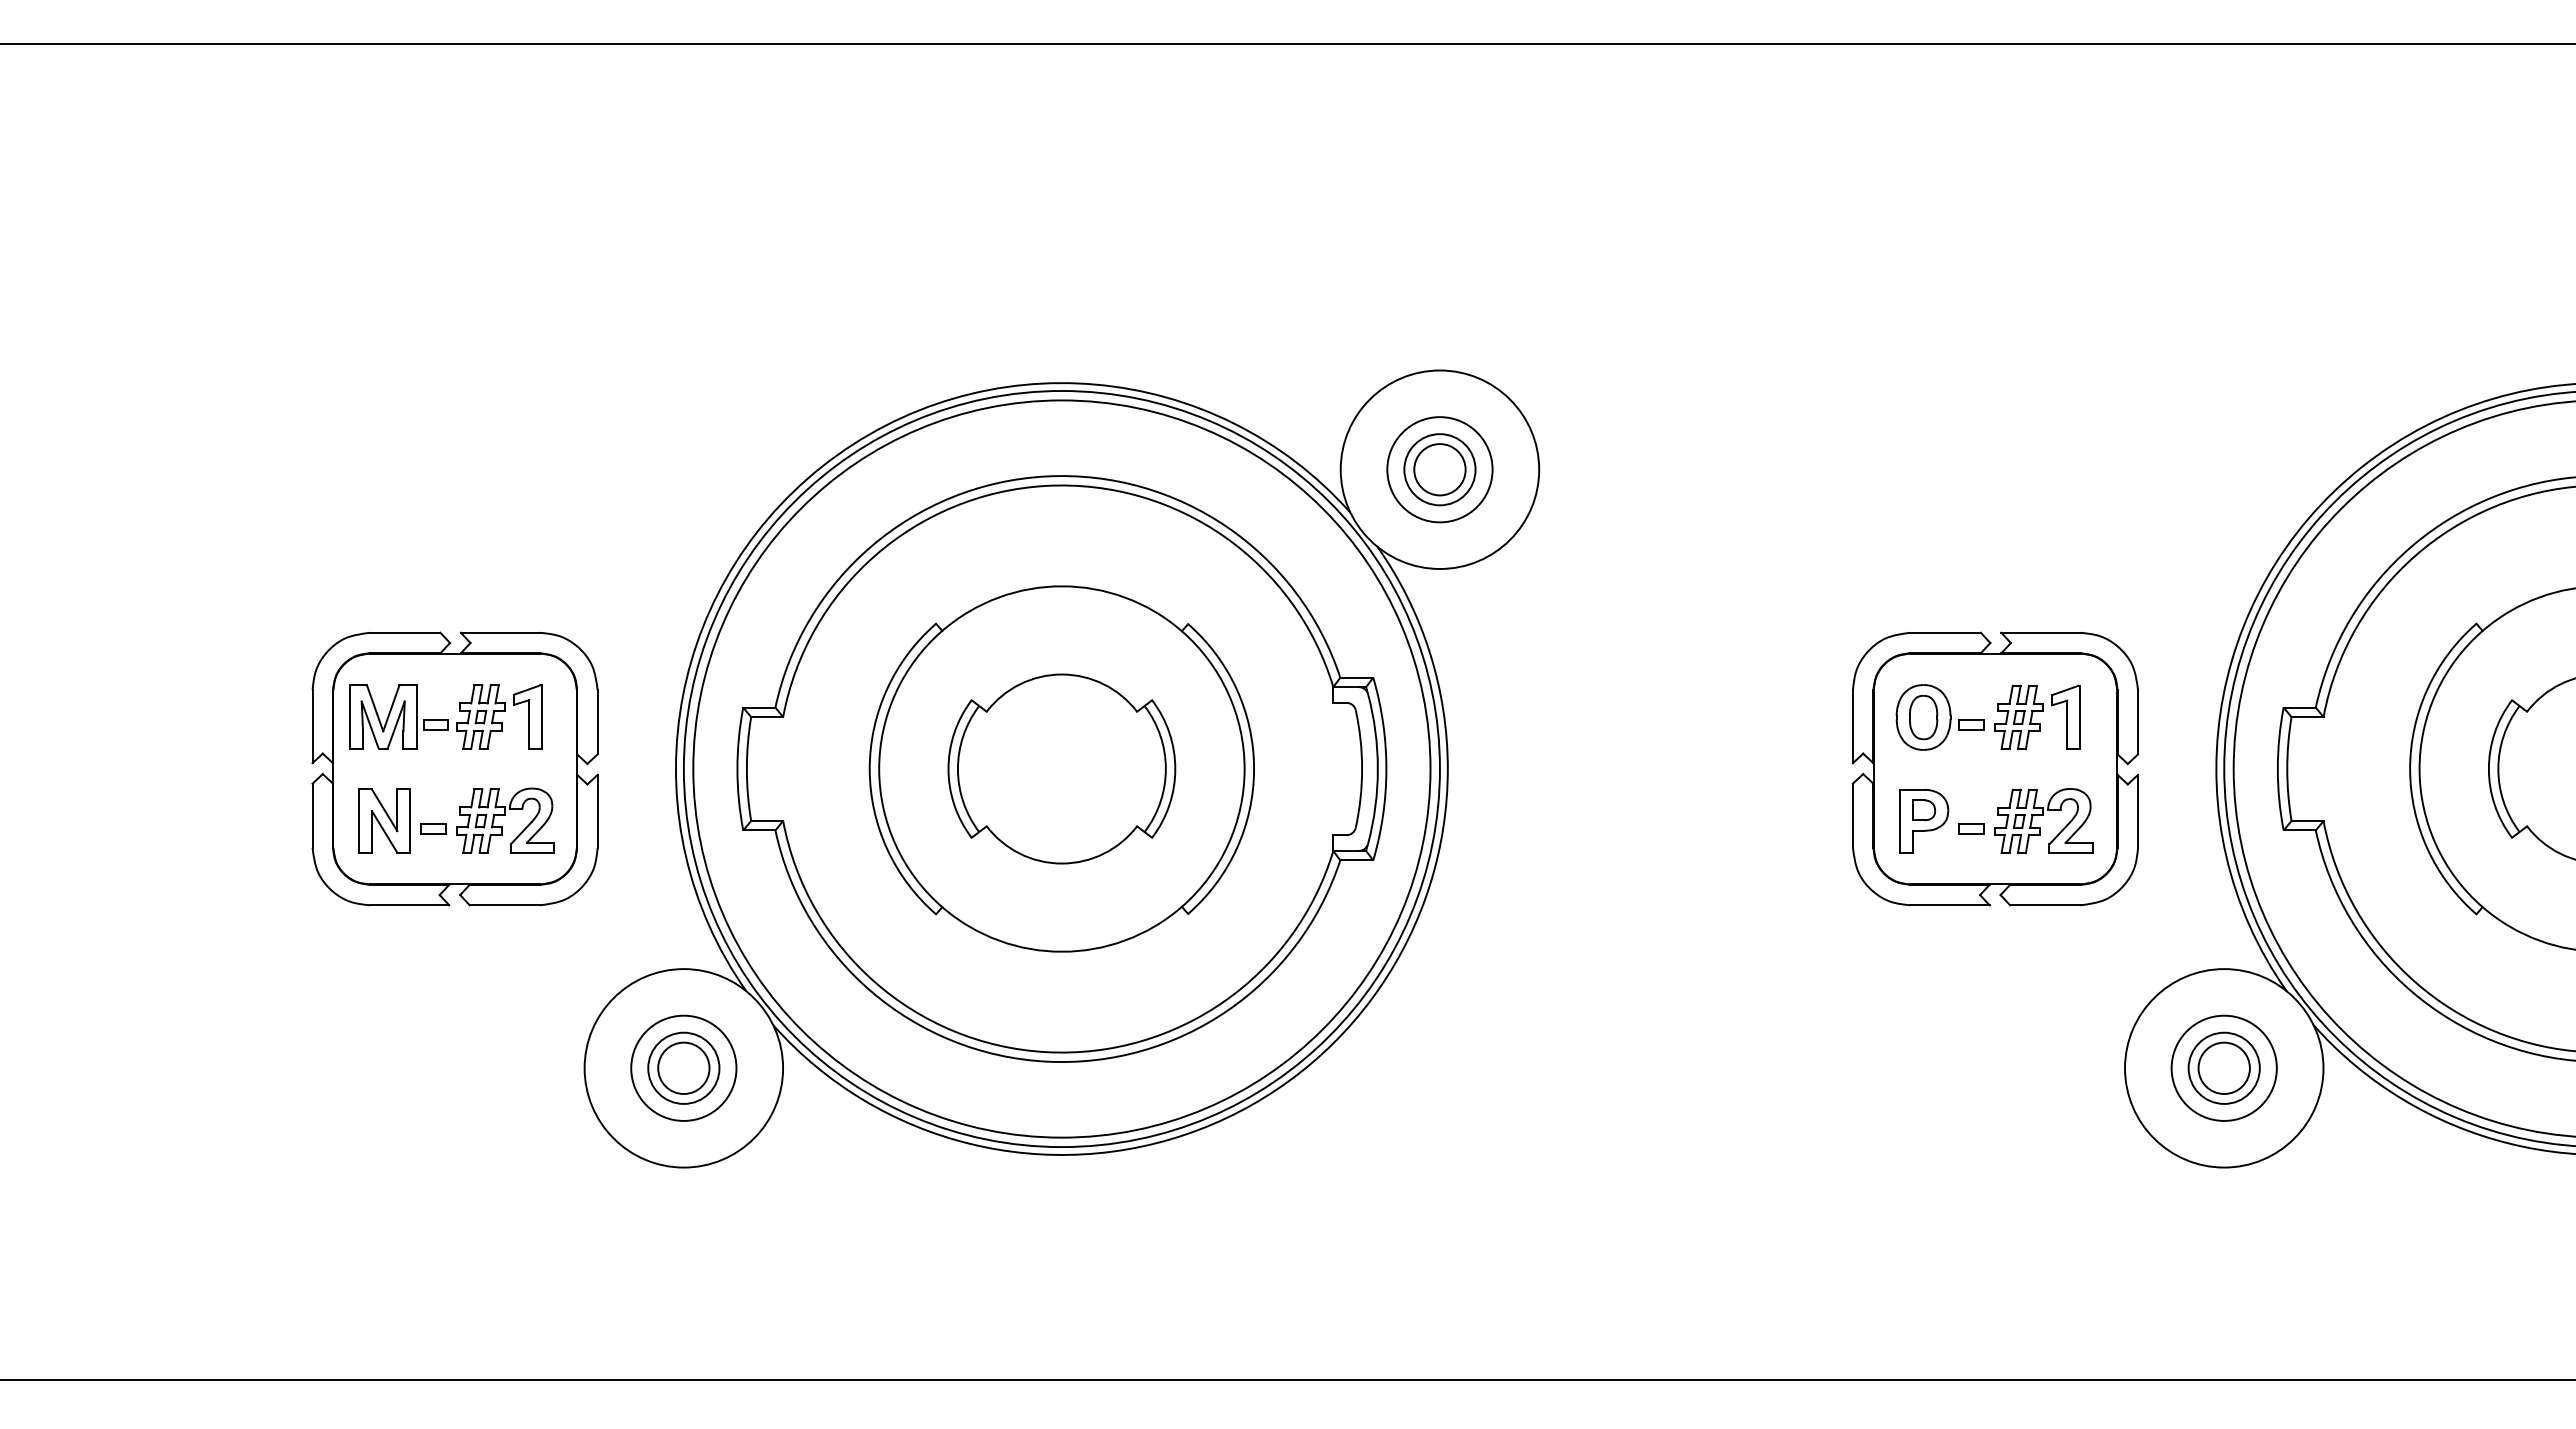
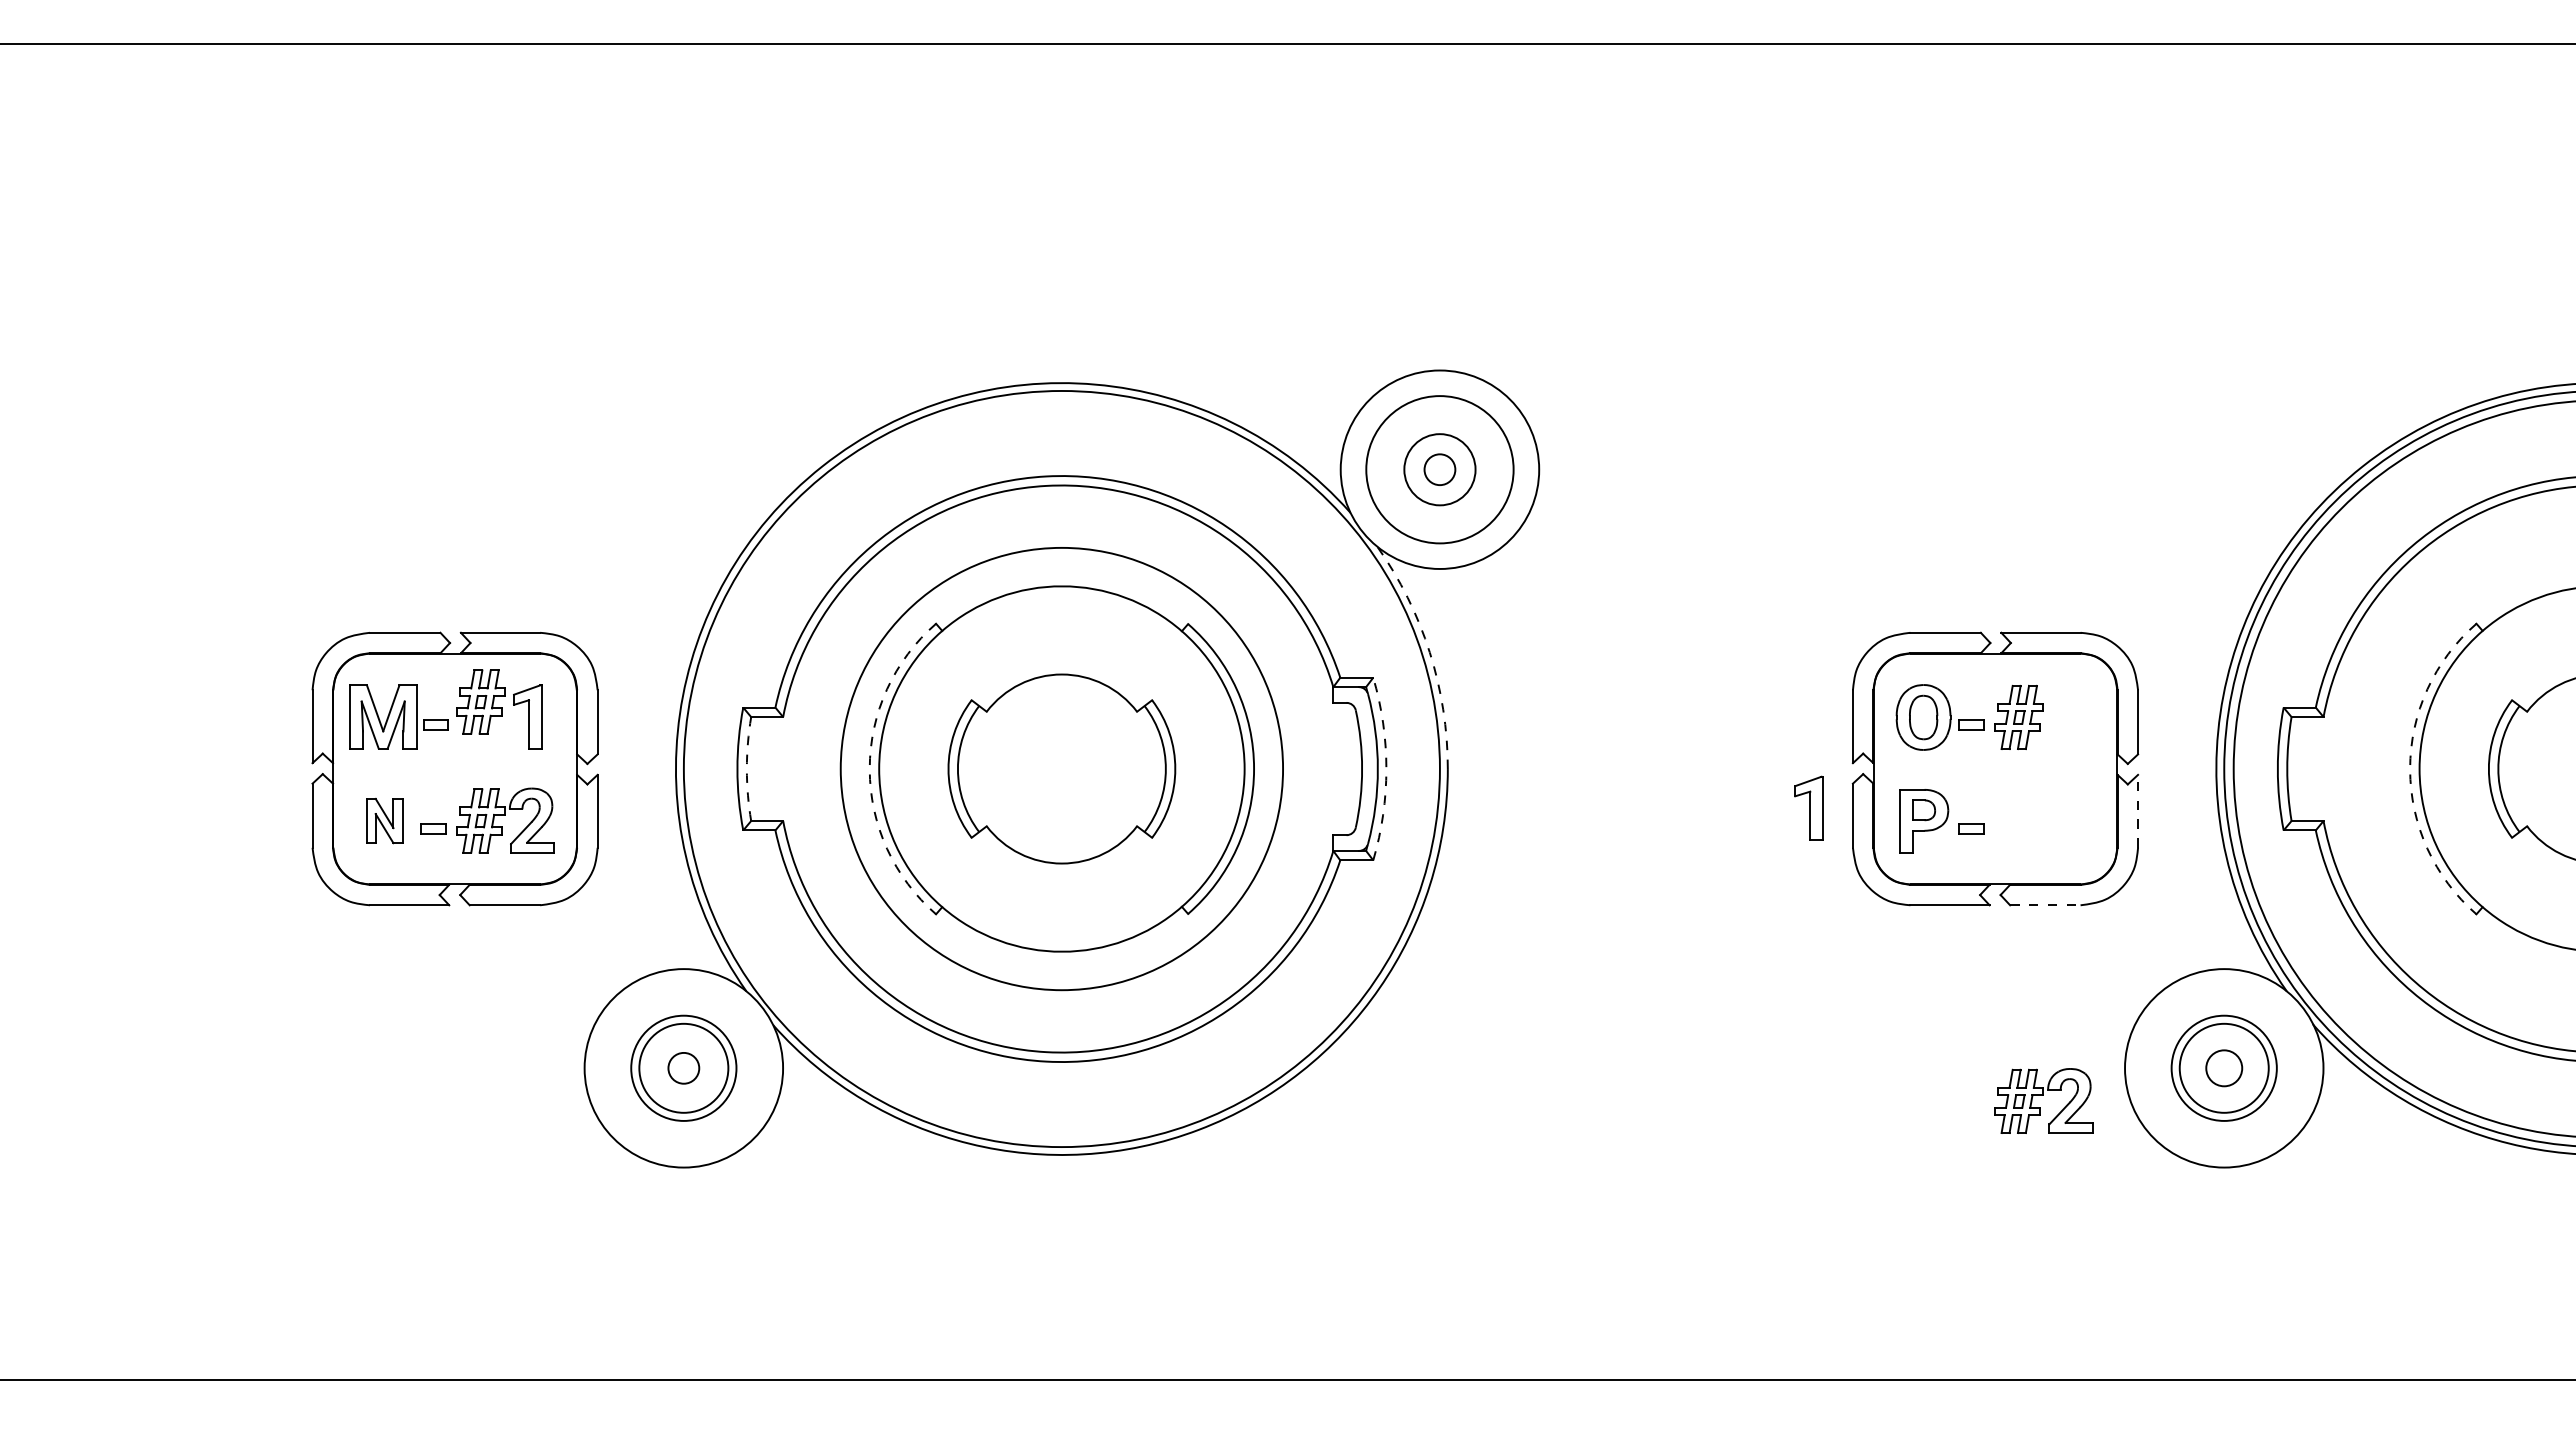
circle diameter: 105 px -> 147 px (1439, 469)
circle diameter: 51 px -> 31 px (1439, 469)
arc: solid -> dashed (1429, 652)
part position: (480, 716) -> (480, 701) (480, 701)
part position: (2065, 716) -> (1808, 807) (1808, 807)
circle diameter: 737 px -> 442 px (1061, 768)
arc: solid -> dashed (746, 769)
arc: solid -> dashed (869, 769)
arc: solid -> dashed (1386, 769)
arc: solid -> dashed (2410, 769)
line: solid -> dashed (2138, 810)
part size: 53x66 px -> 38x48 px (384, 820)
part position: (2043, 820) -> (2043, 1100) (2043, 1100)
line: solid -> dashed (2045, 905)
circle diameter: 71 px -> 89 px (683, 1067)
circle diameter: 71 px -> 89 px (2223, 1067)
circle diameter: 51 px -> 31 px (683, 1067)
circle diameter: 51 px -> 36 px (2224, 1068)
